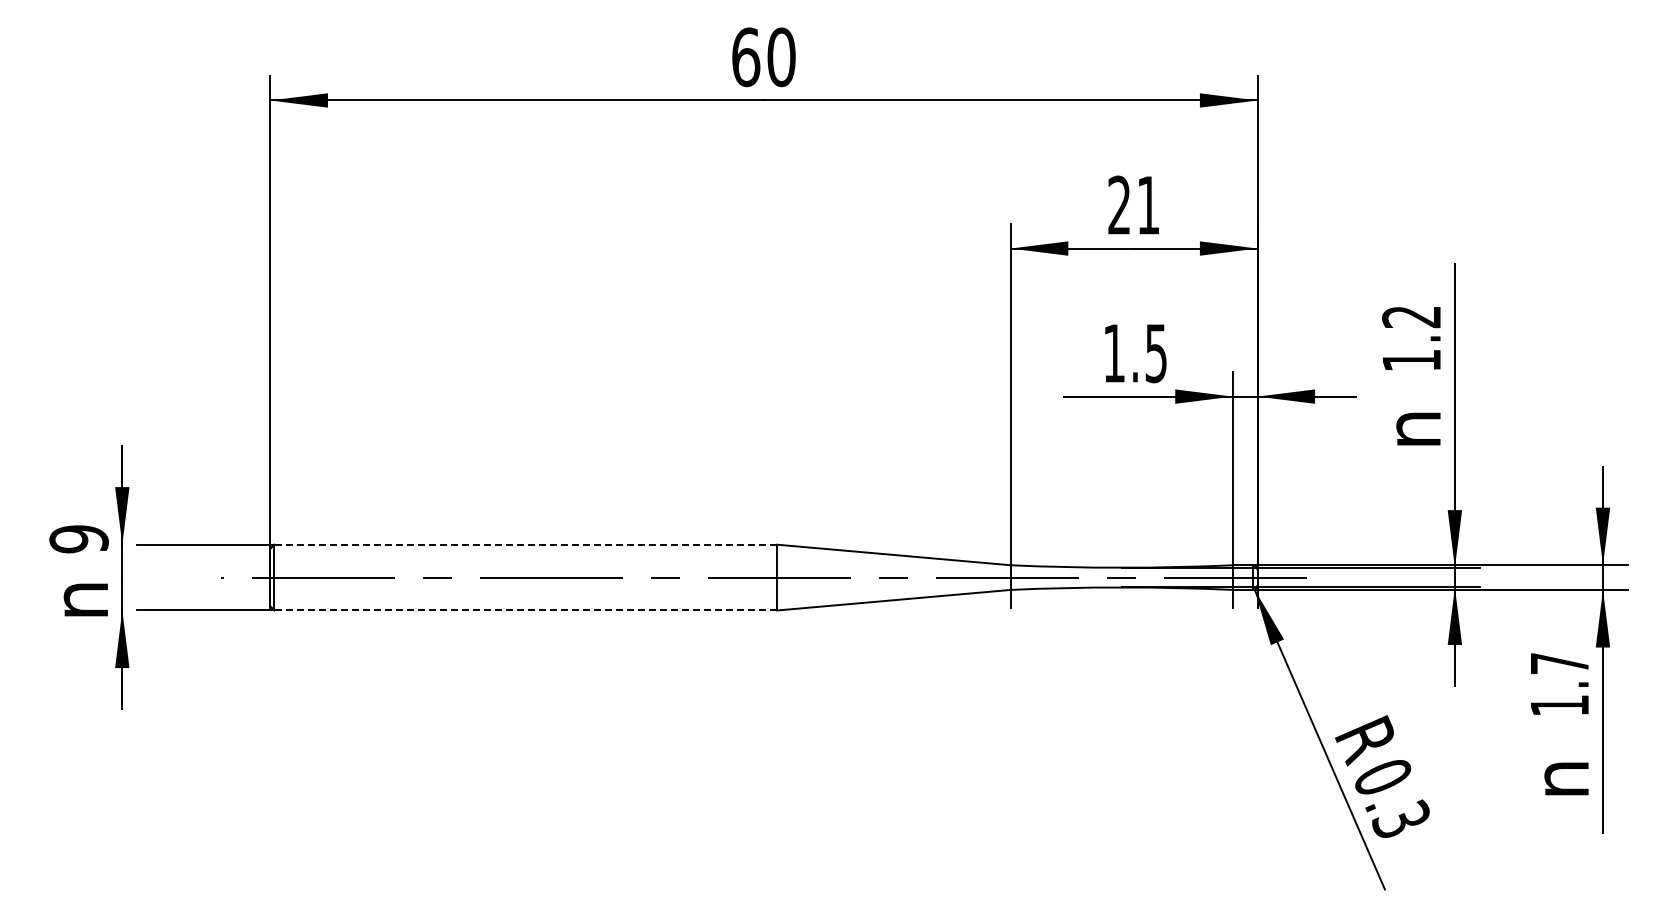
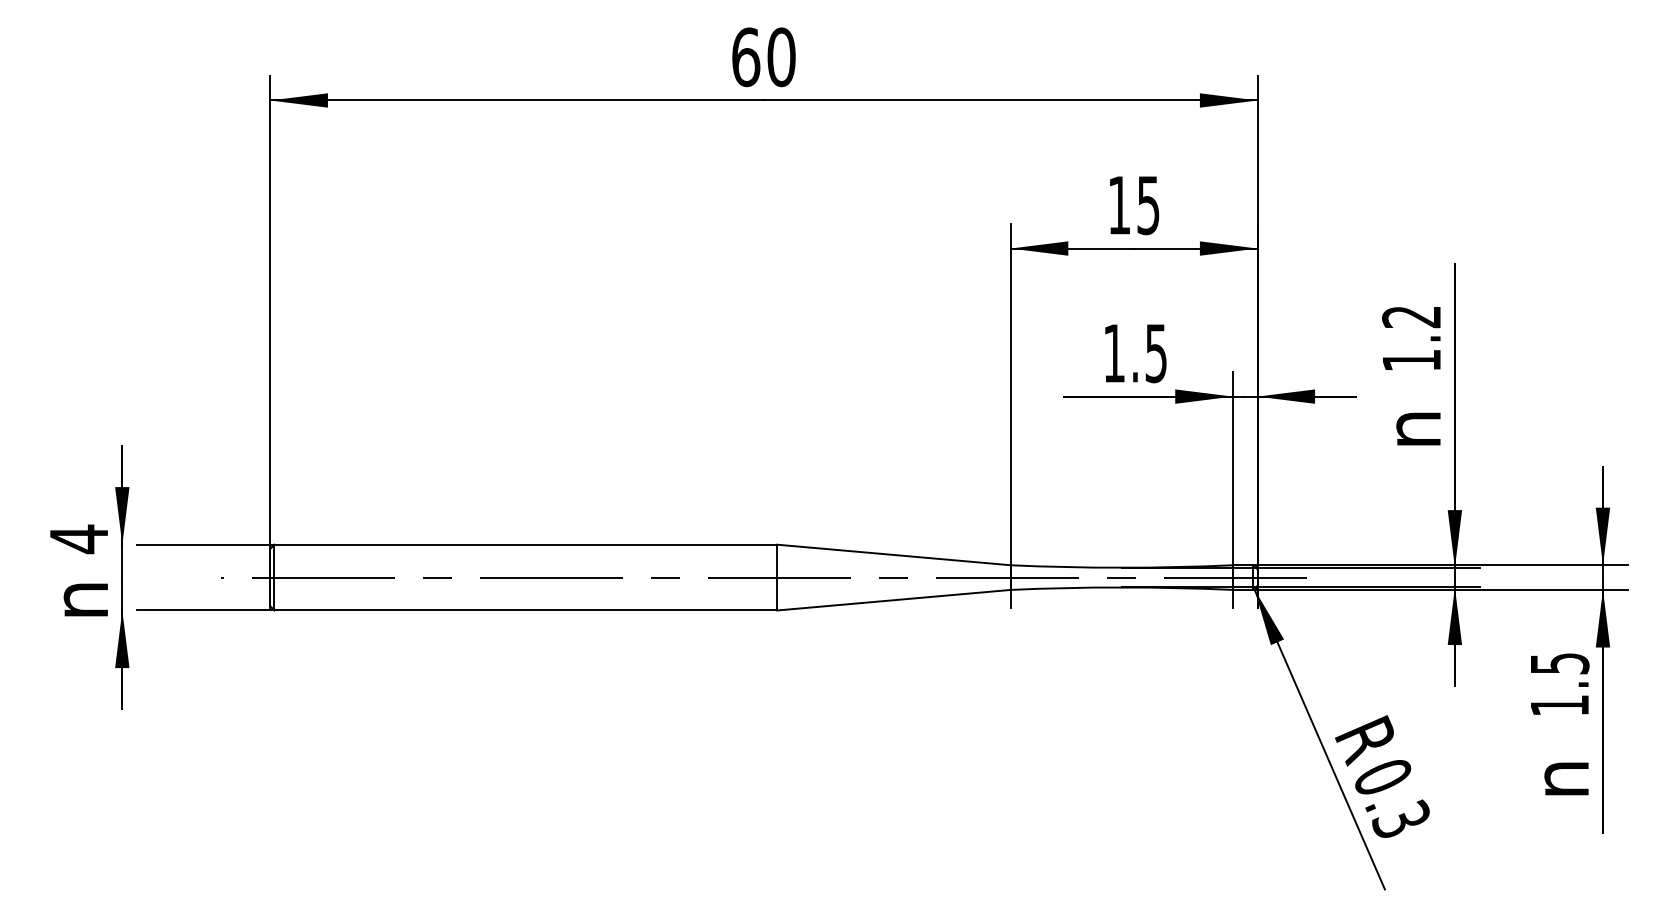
text: 21 -> 15 (1133, 205)
text: 9 -> 4 (78, 539)
line: dashed -> solid (525, 544)
line: dashed -> solid (525, 610)
text: 1.7 -> 1.5 (1560, 663)
